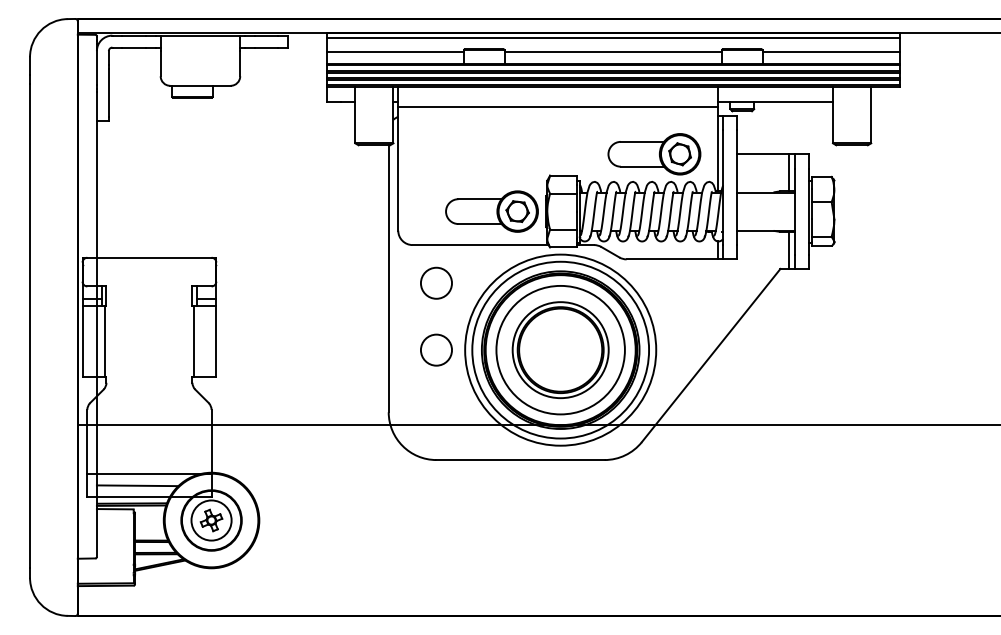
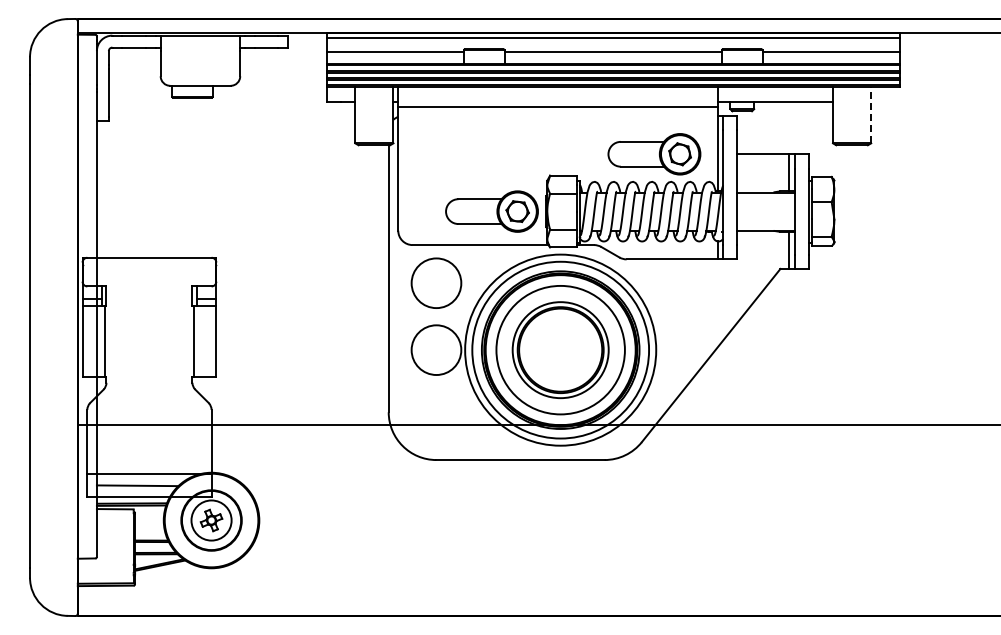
line: solid -> dashed (871, 115)
circle diameter: 31 px -> 50 px (436, 283)
circle diameter: 31 px -> 50 px (436, 350)
